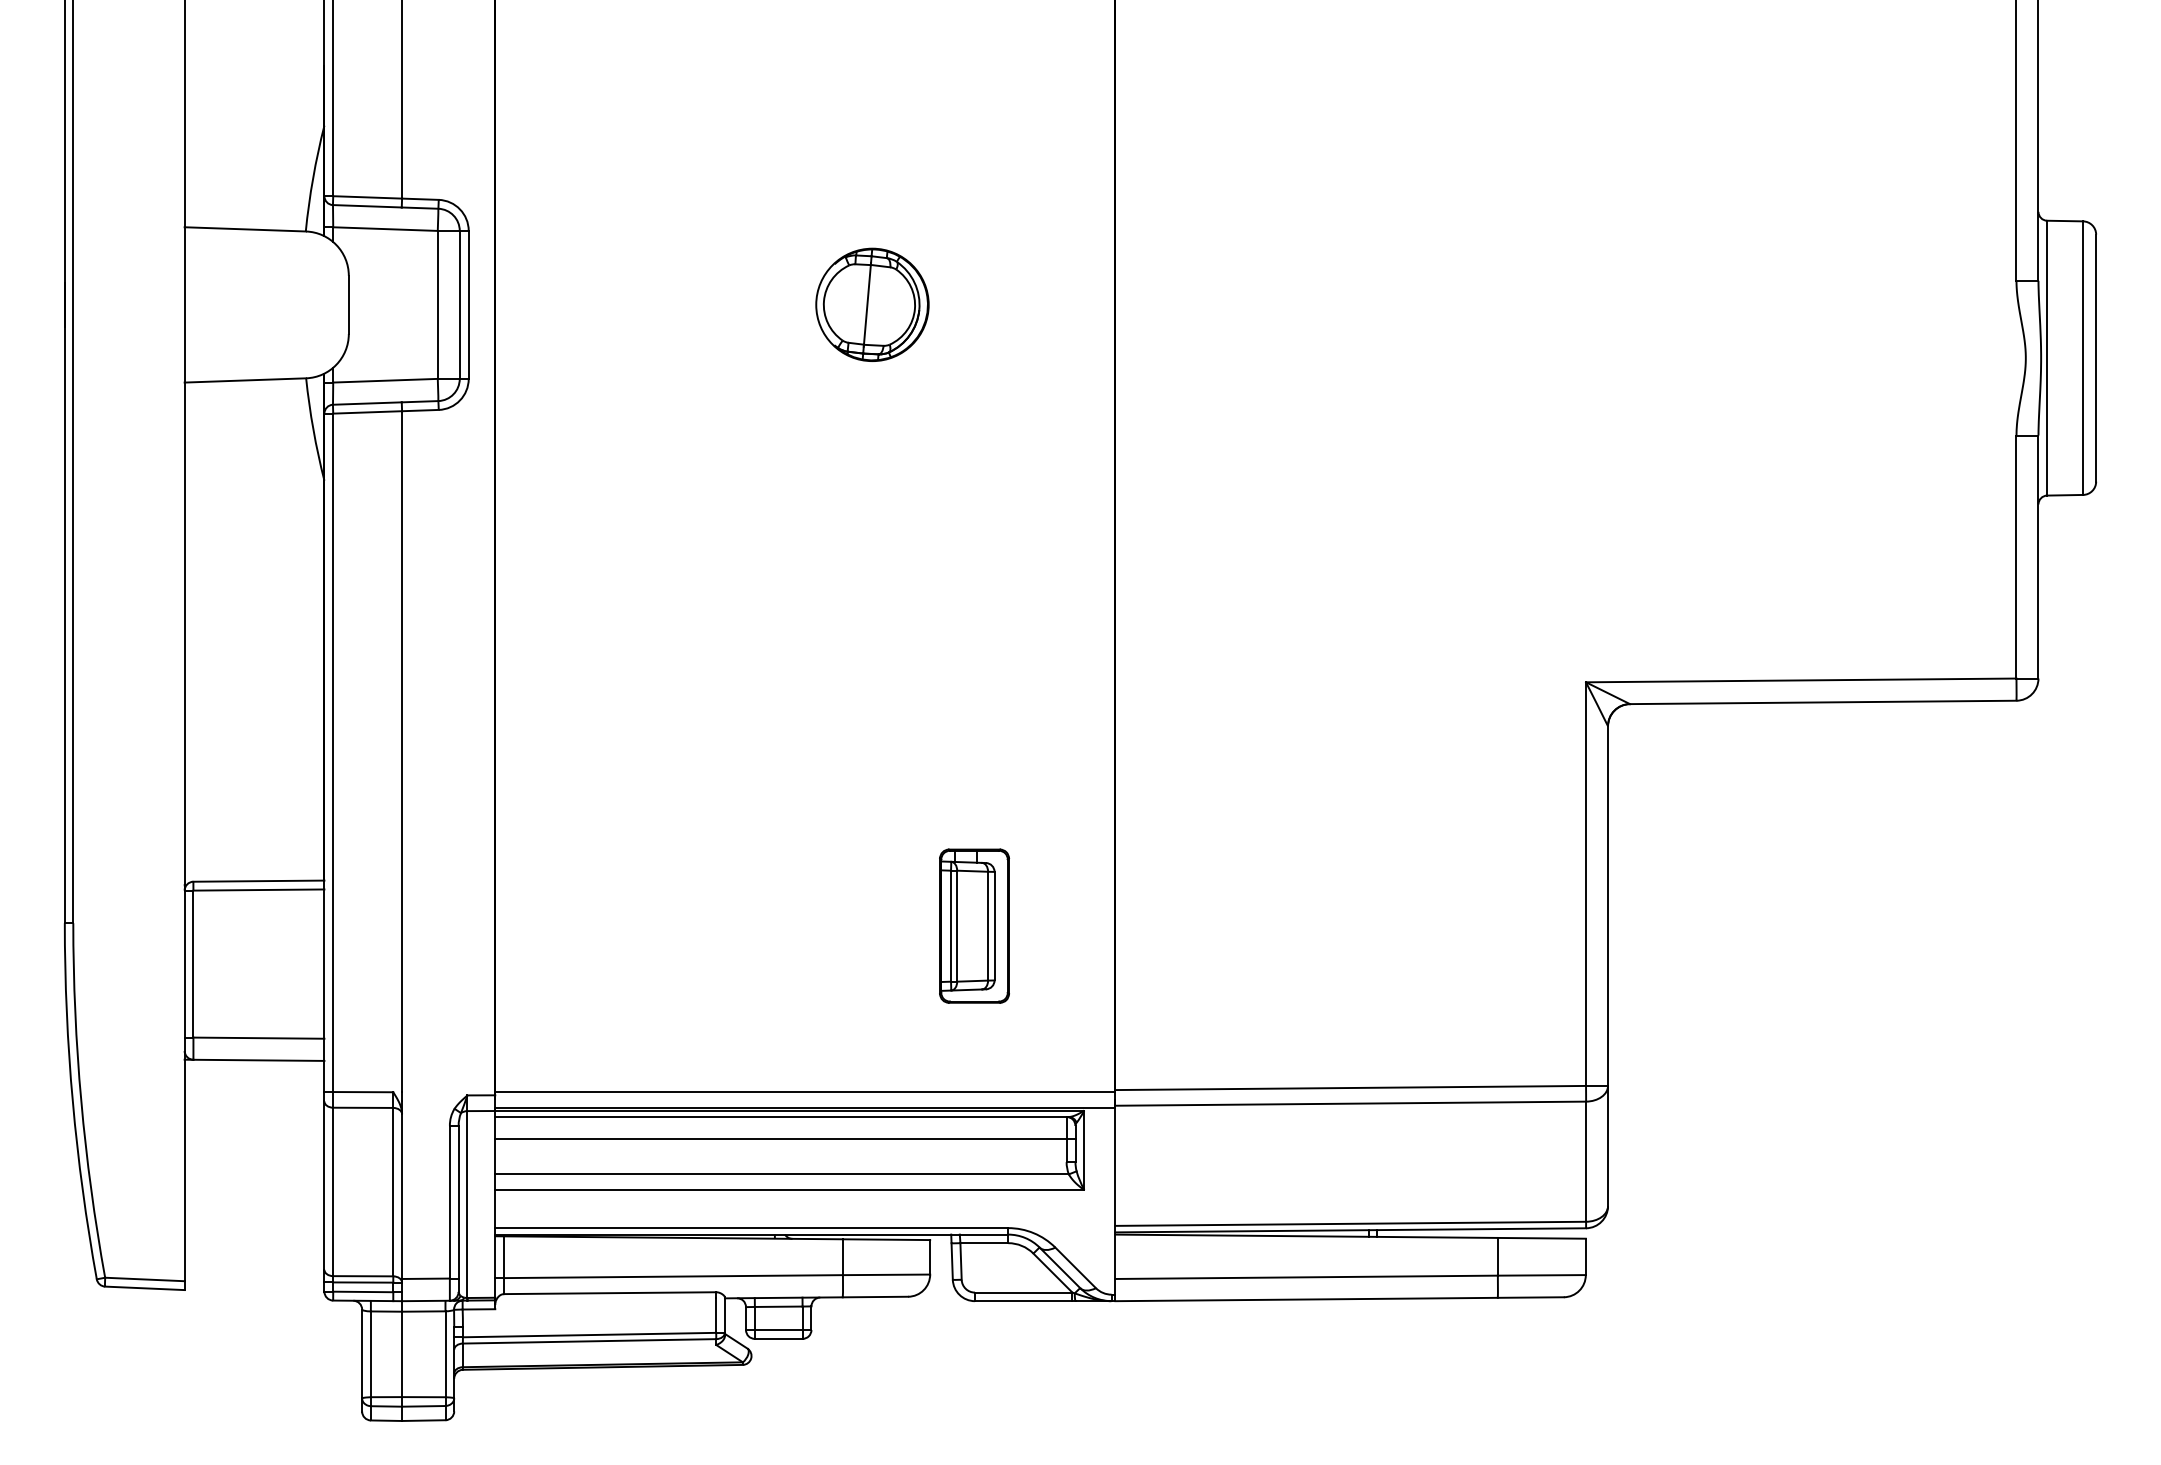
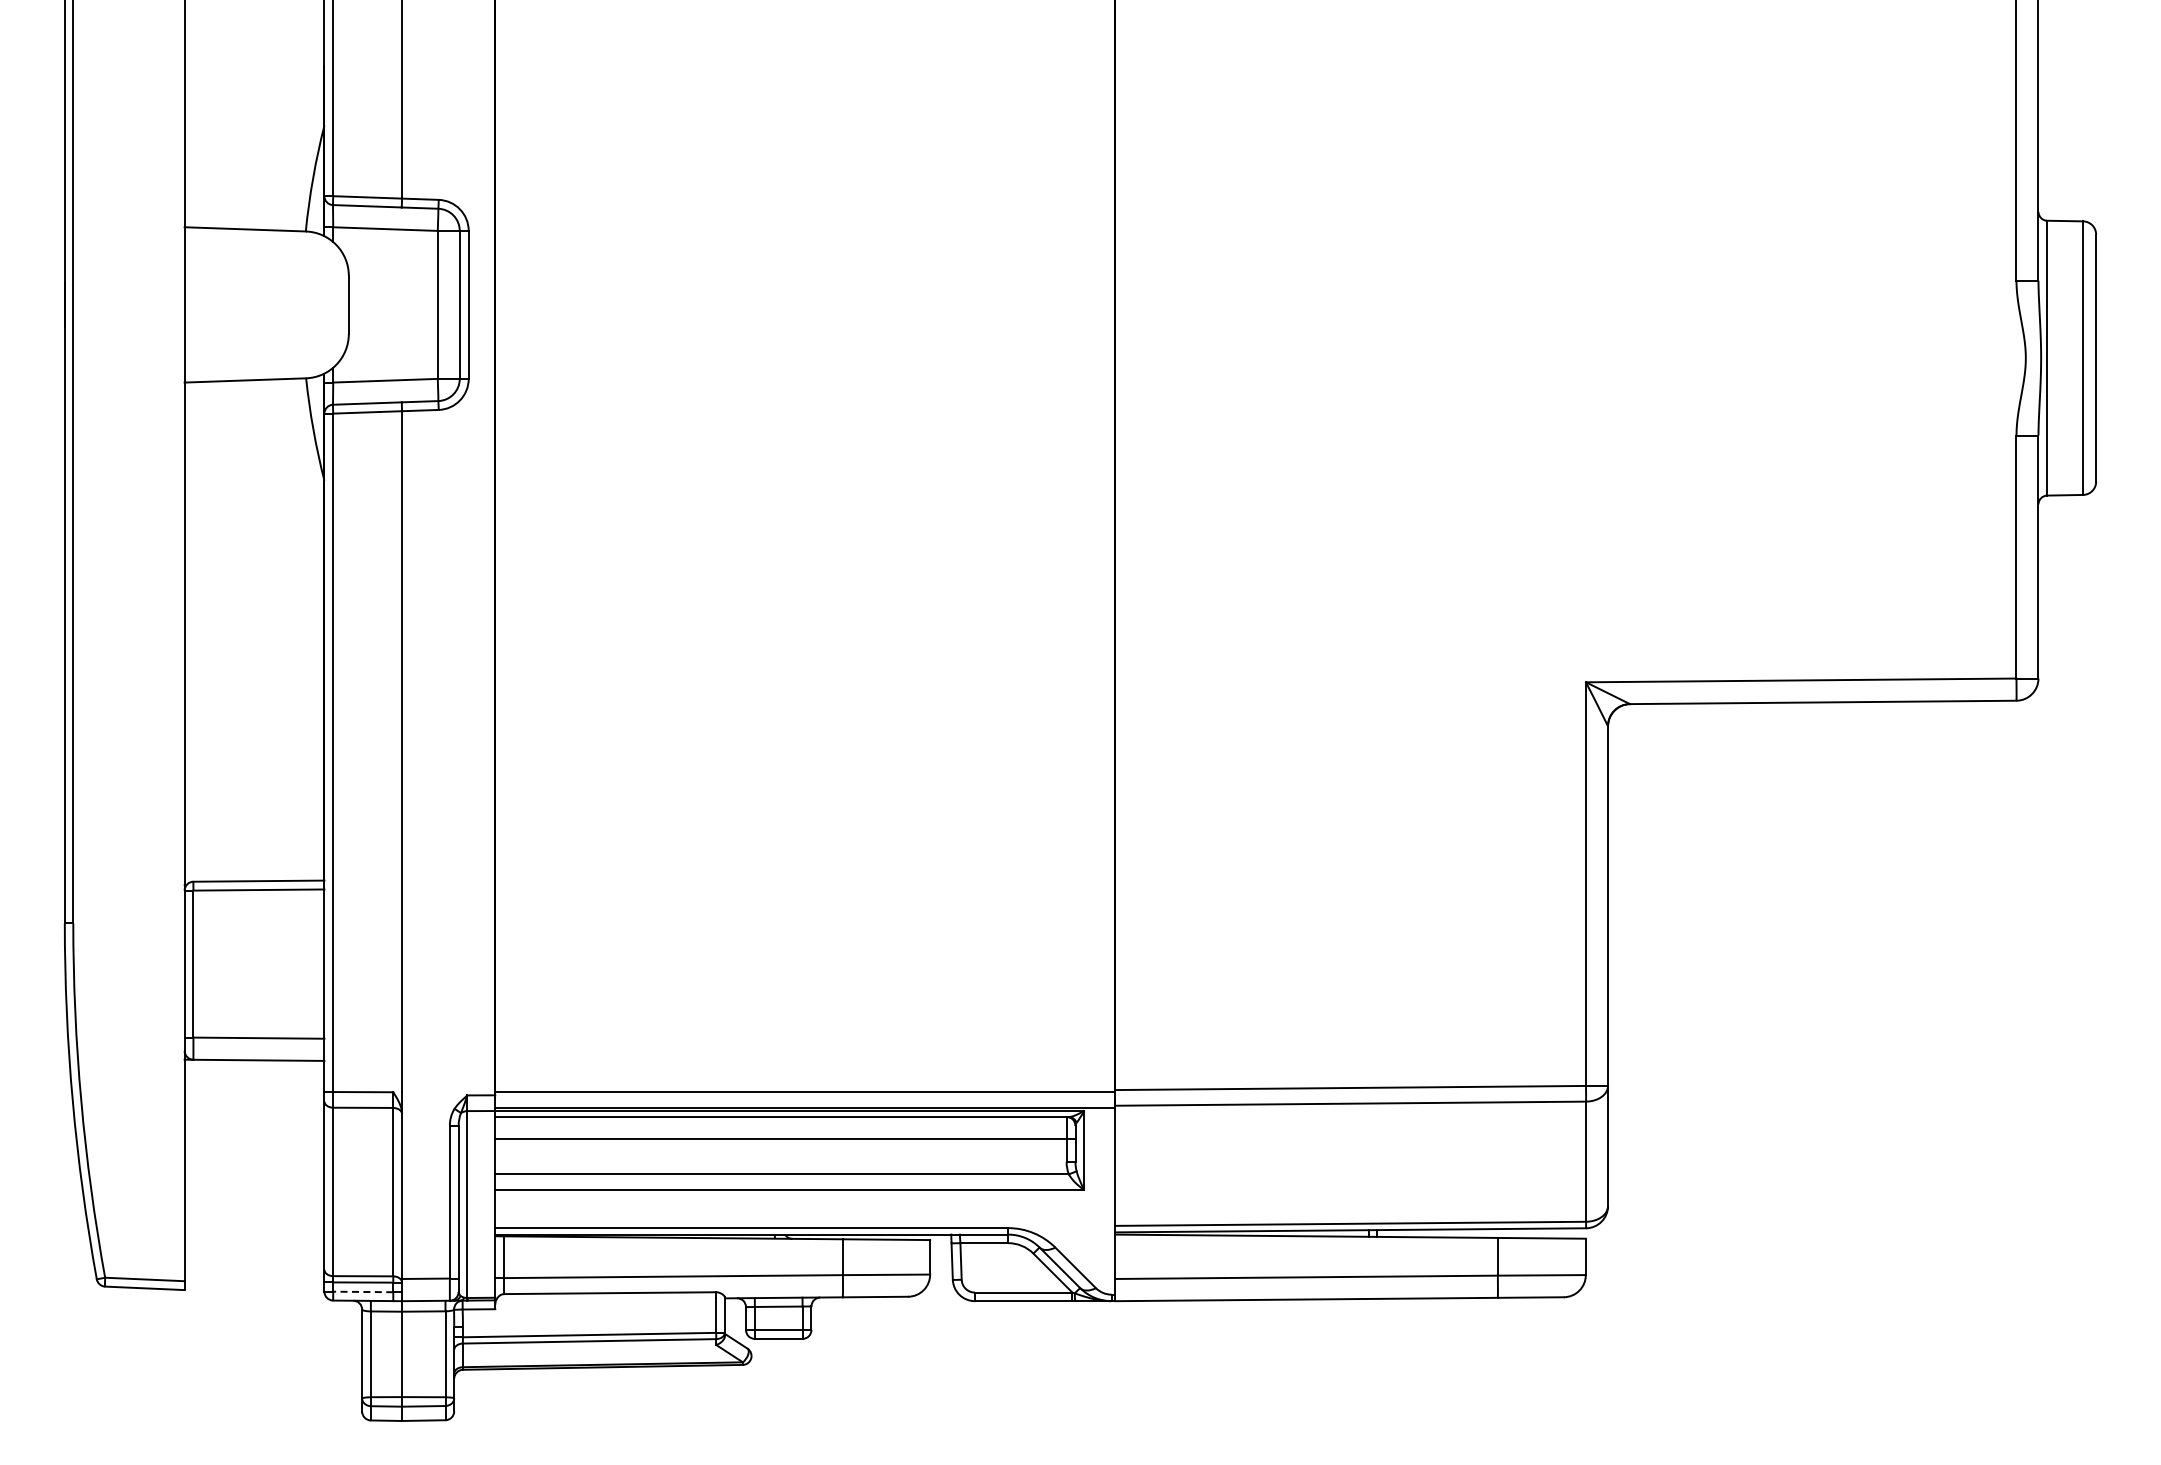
part: present -> none (872, 304)
part: present -> none (974, 925)
line: solid -> dashed (362, 1291)
